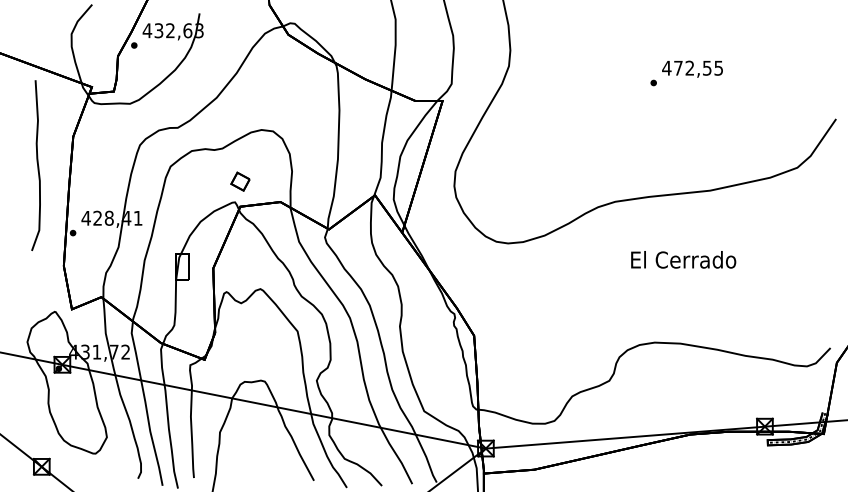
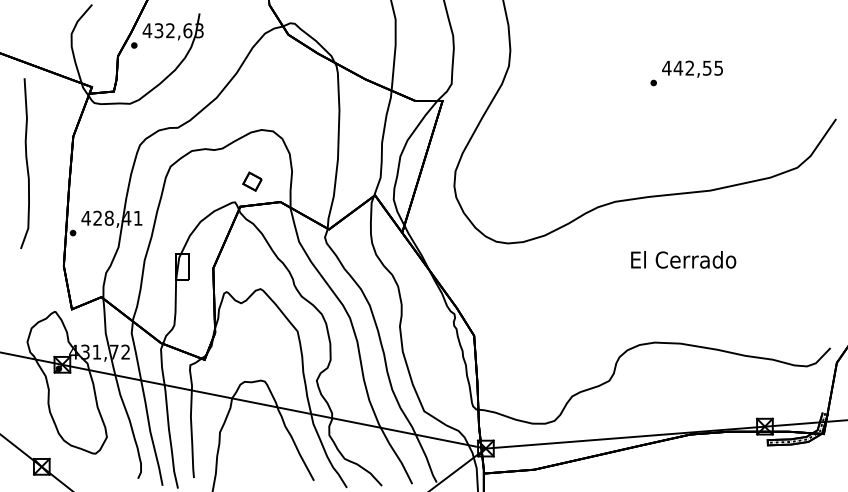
text: 472,55 -> 442,55 (678, 67)
curve position: (37, 165) -> (26, 163) (26, 163)
part position: (240, 181) -> (252, 181) (252, 181)
